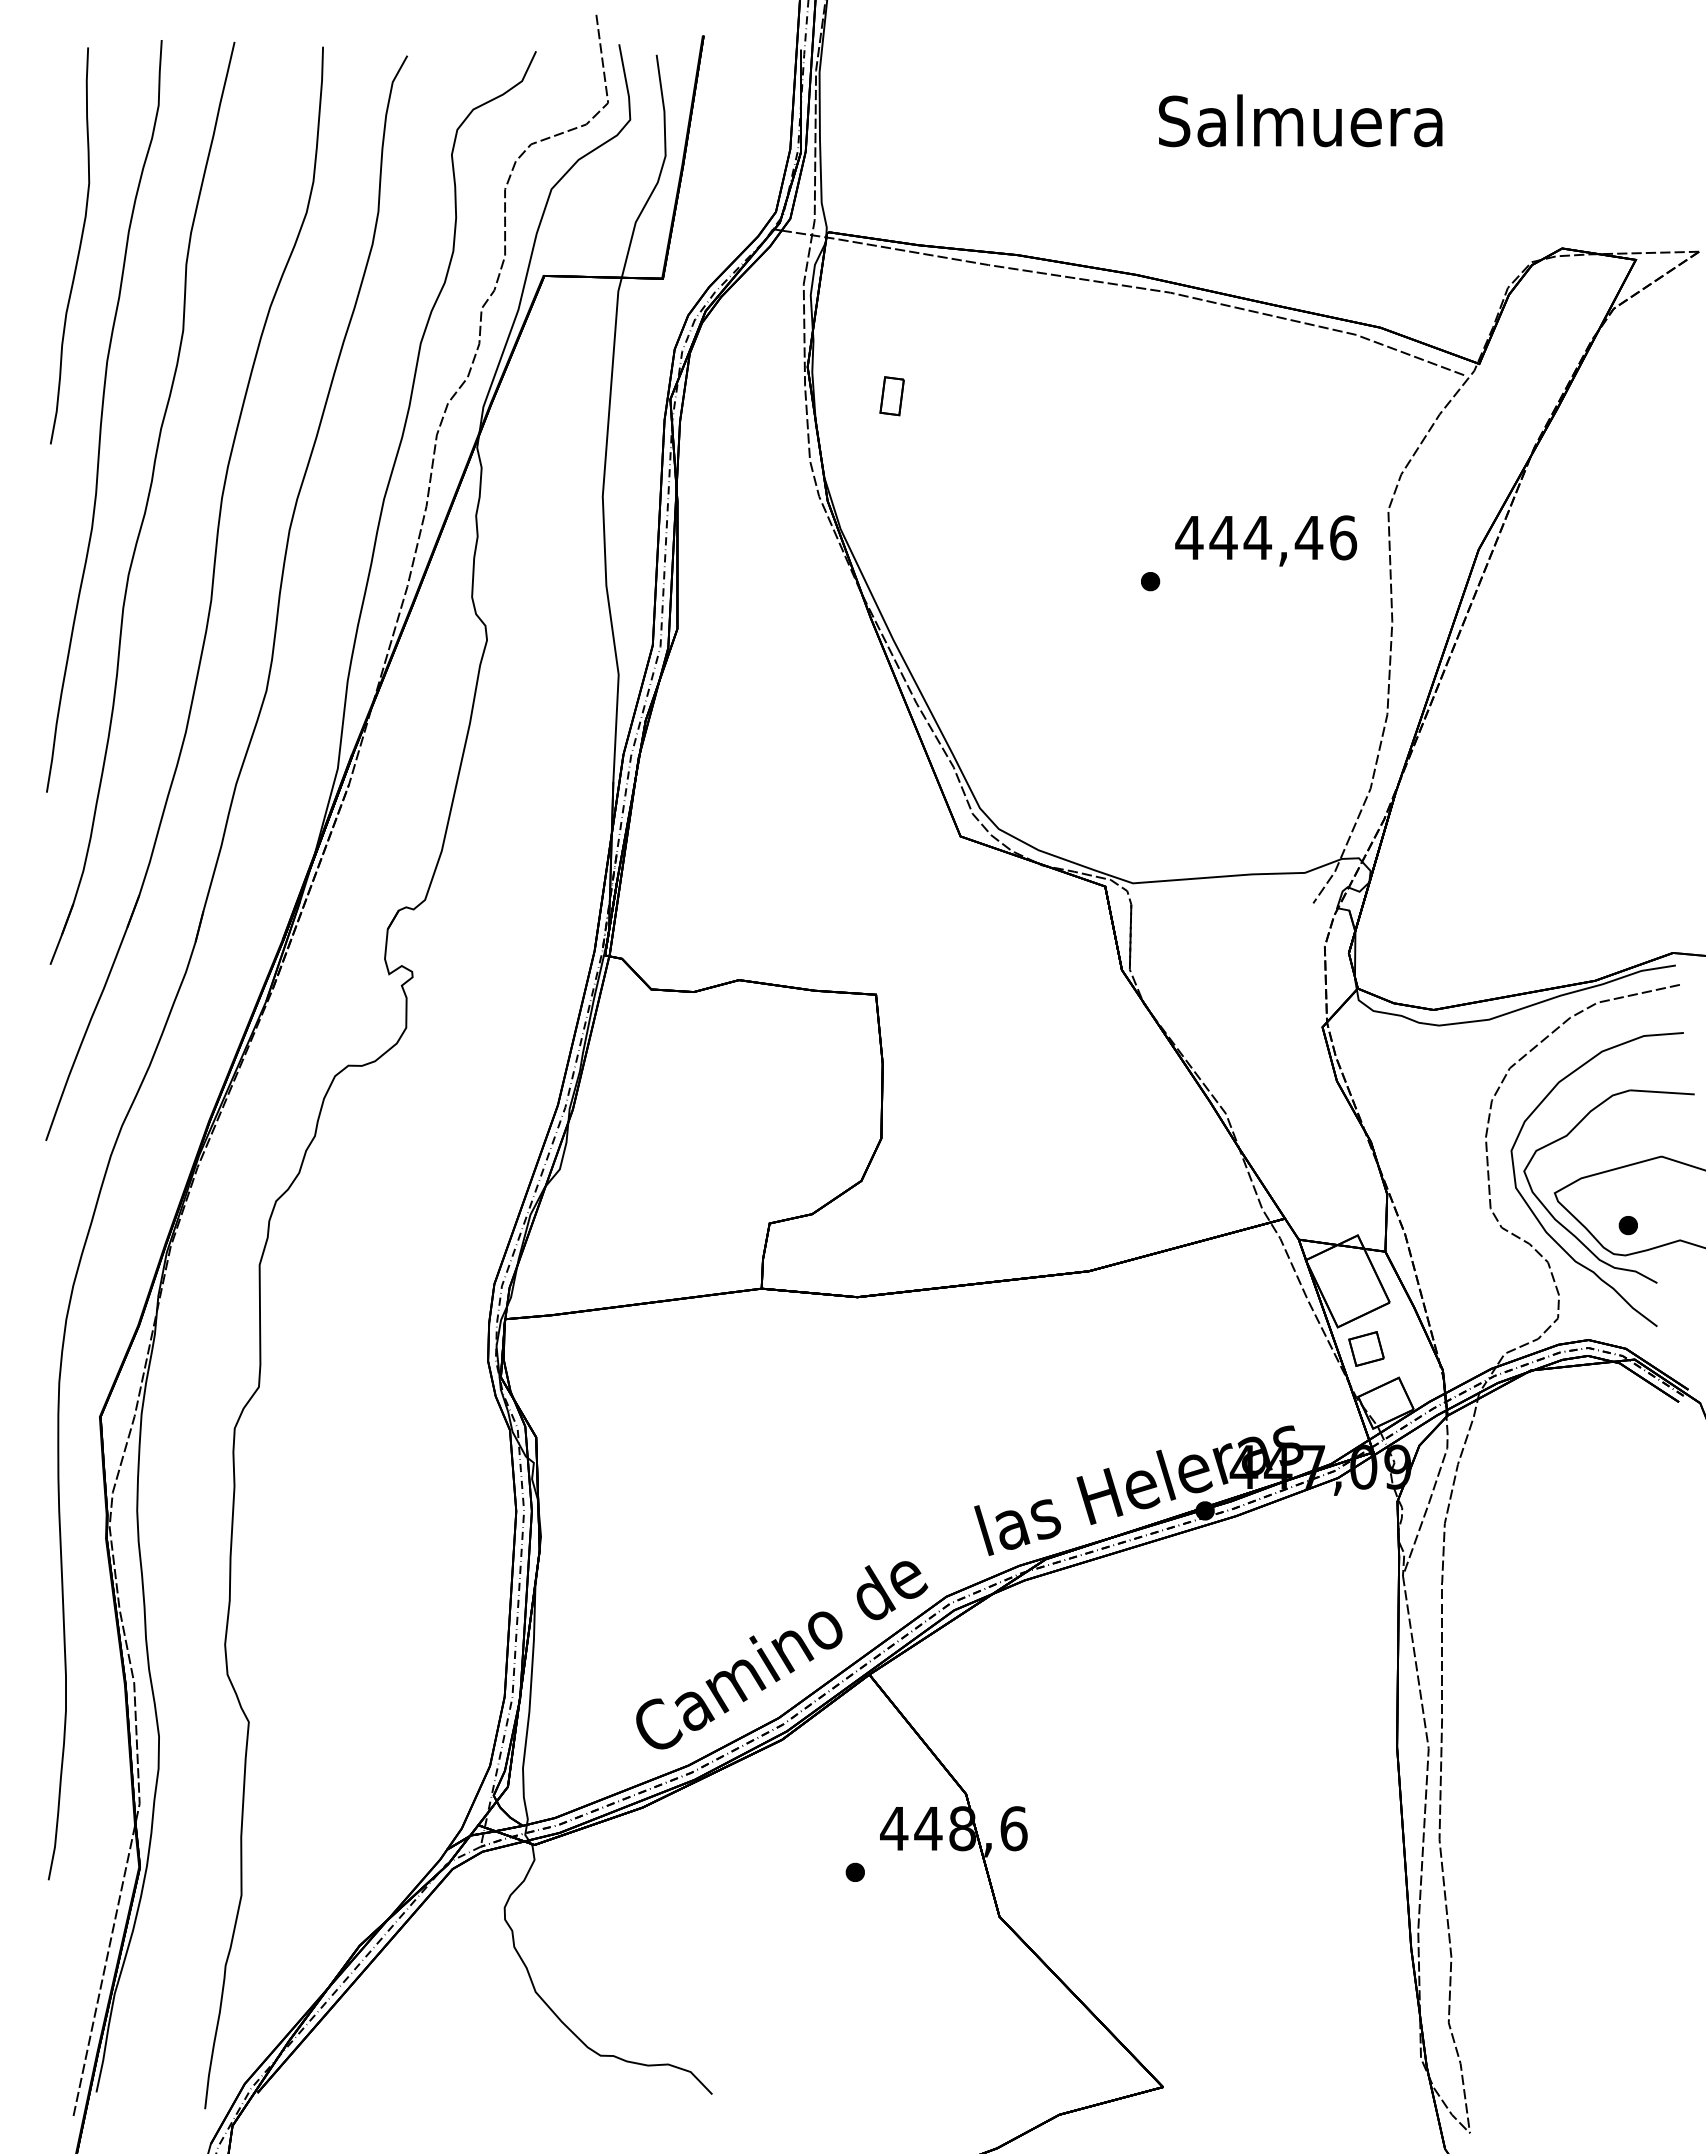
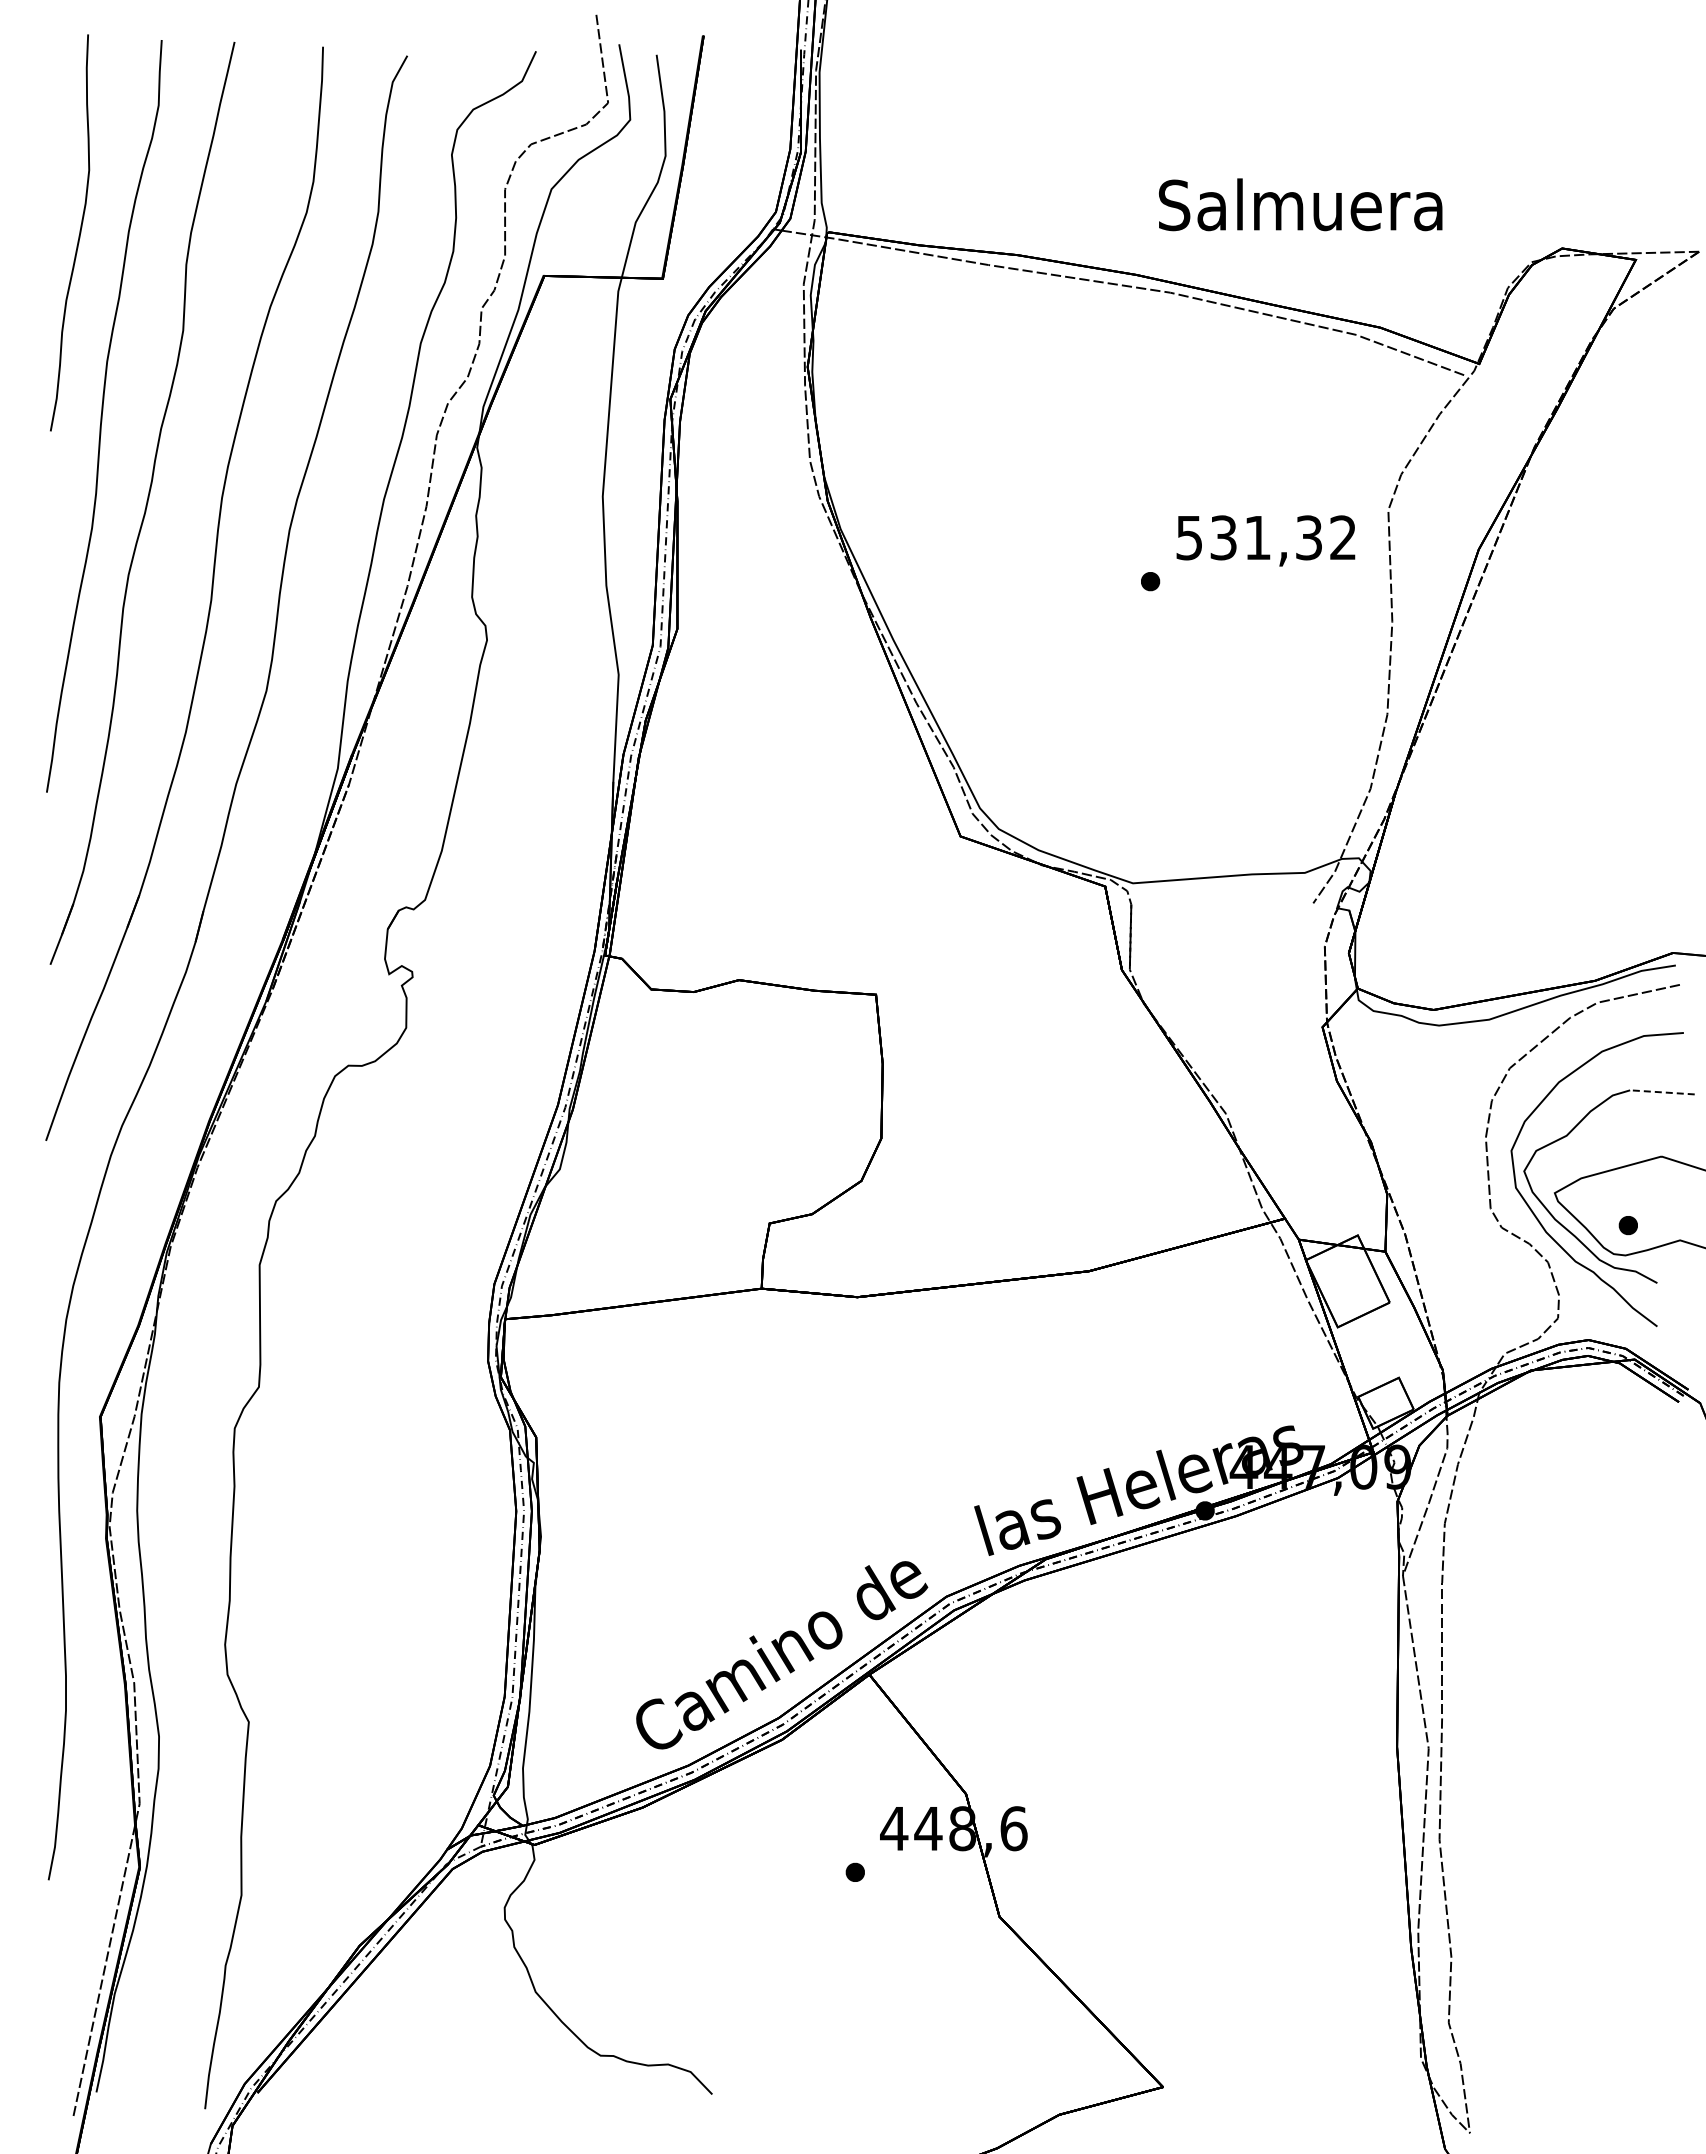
text position: (1300, 120) -> (1300, 204) (1300, 204)
curve position: (78, 248) -> (78, 235) (78, 235)
part: present -> none (891, 396)
text: 444,46 -> 531,32 (1266, 537)
line: solid -> dashed (1661, 1092)
part: present -> none (1366, 1348)
